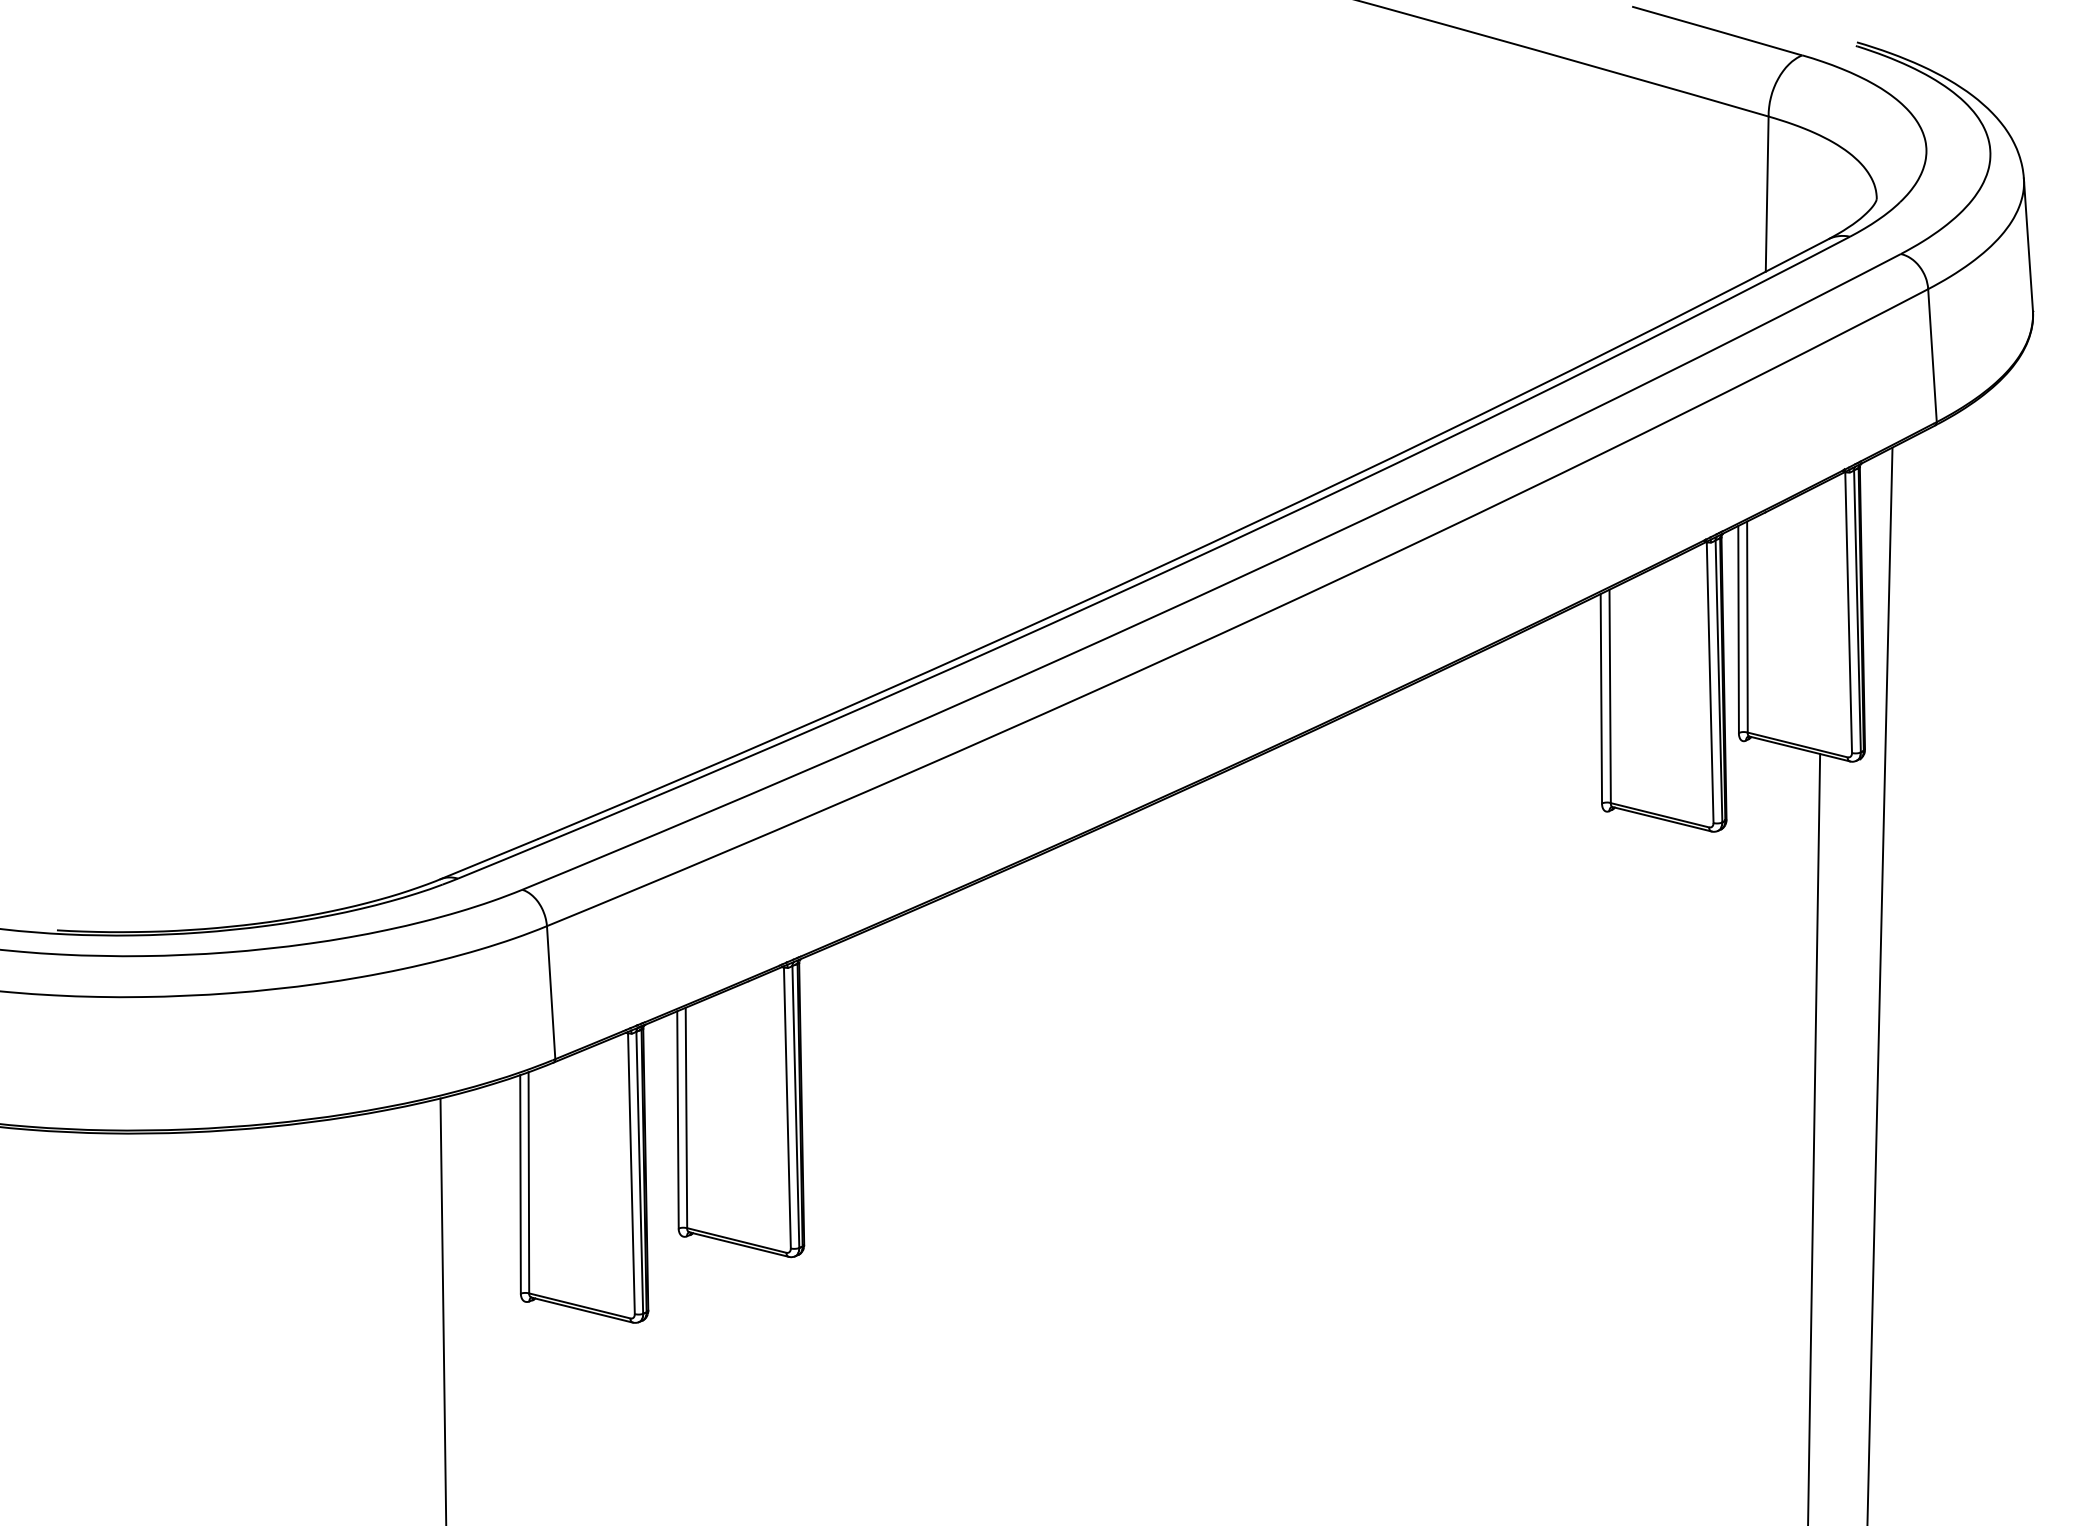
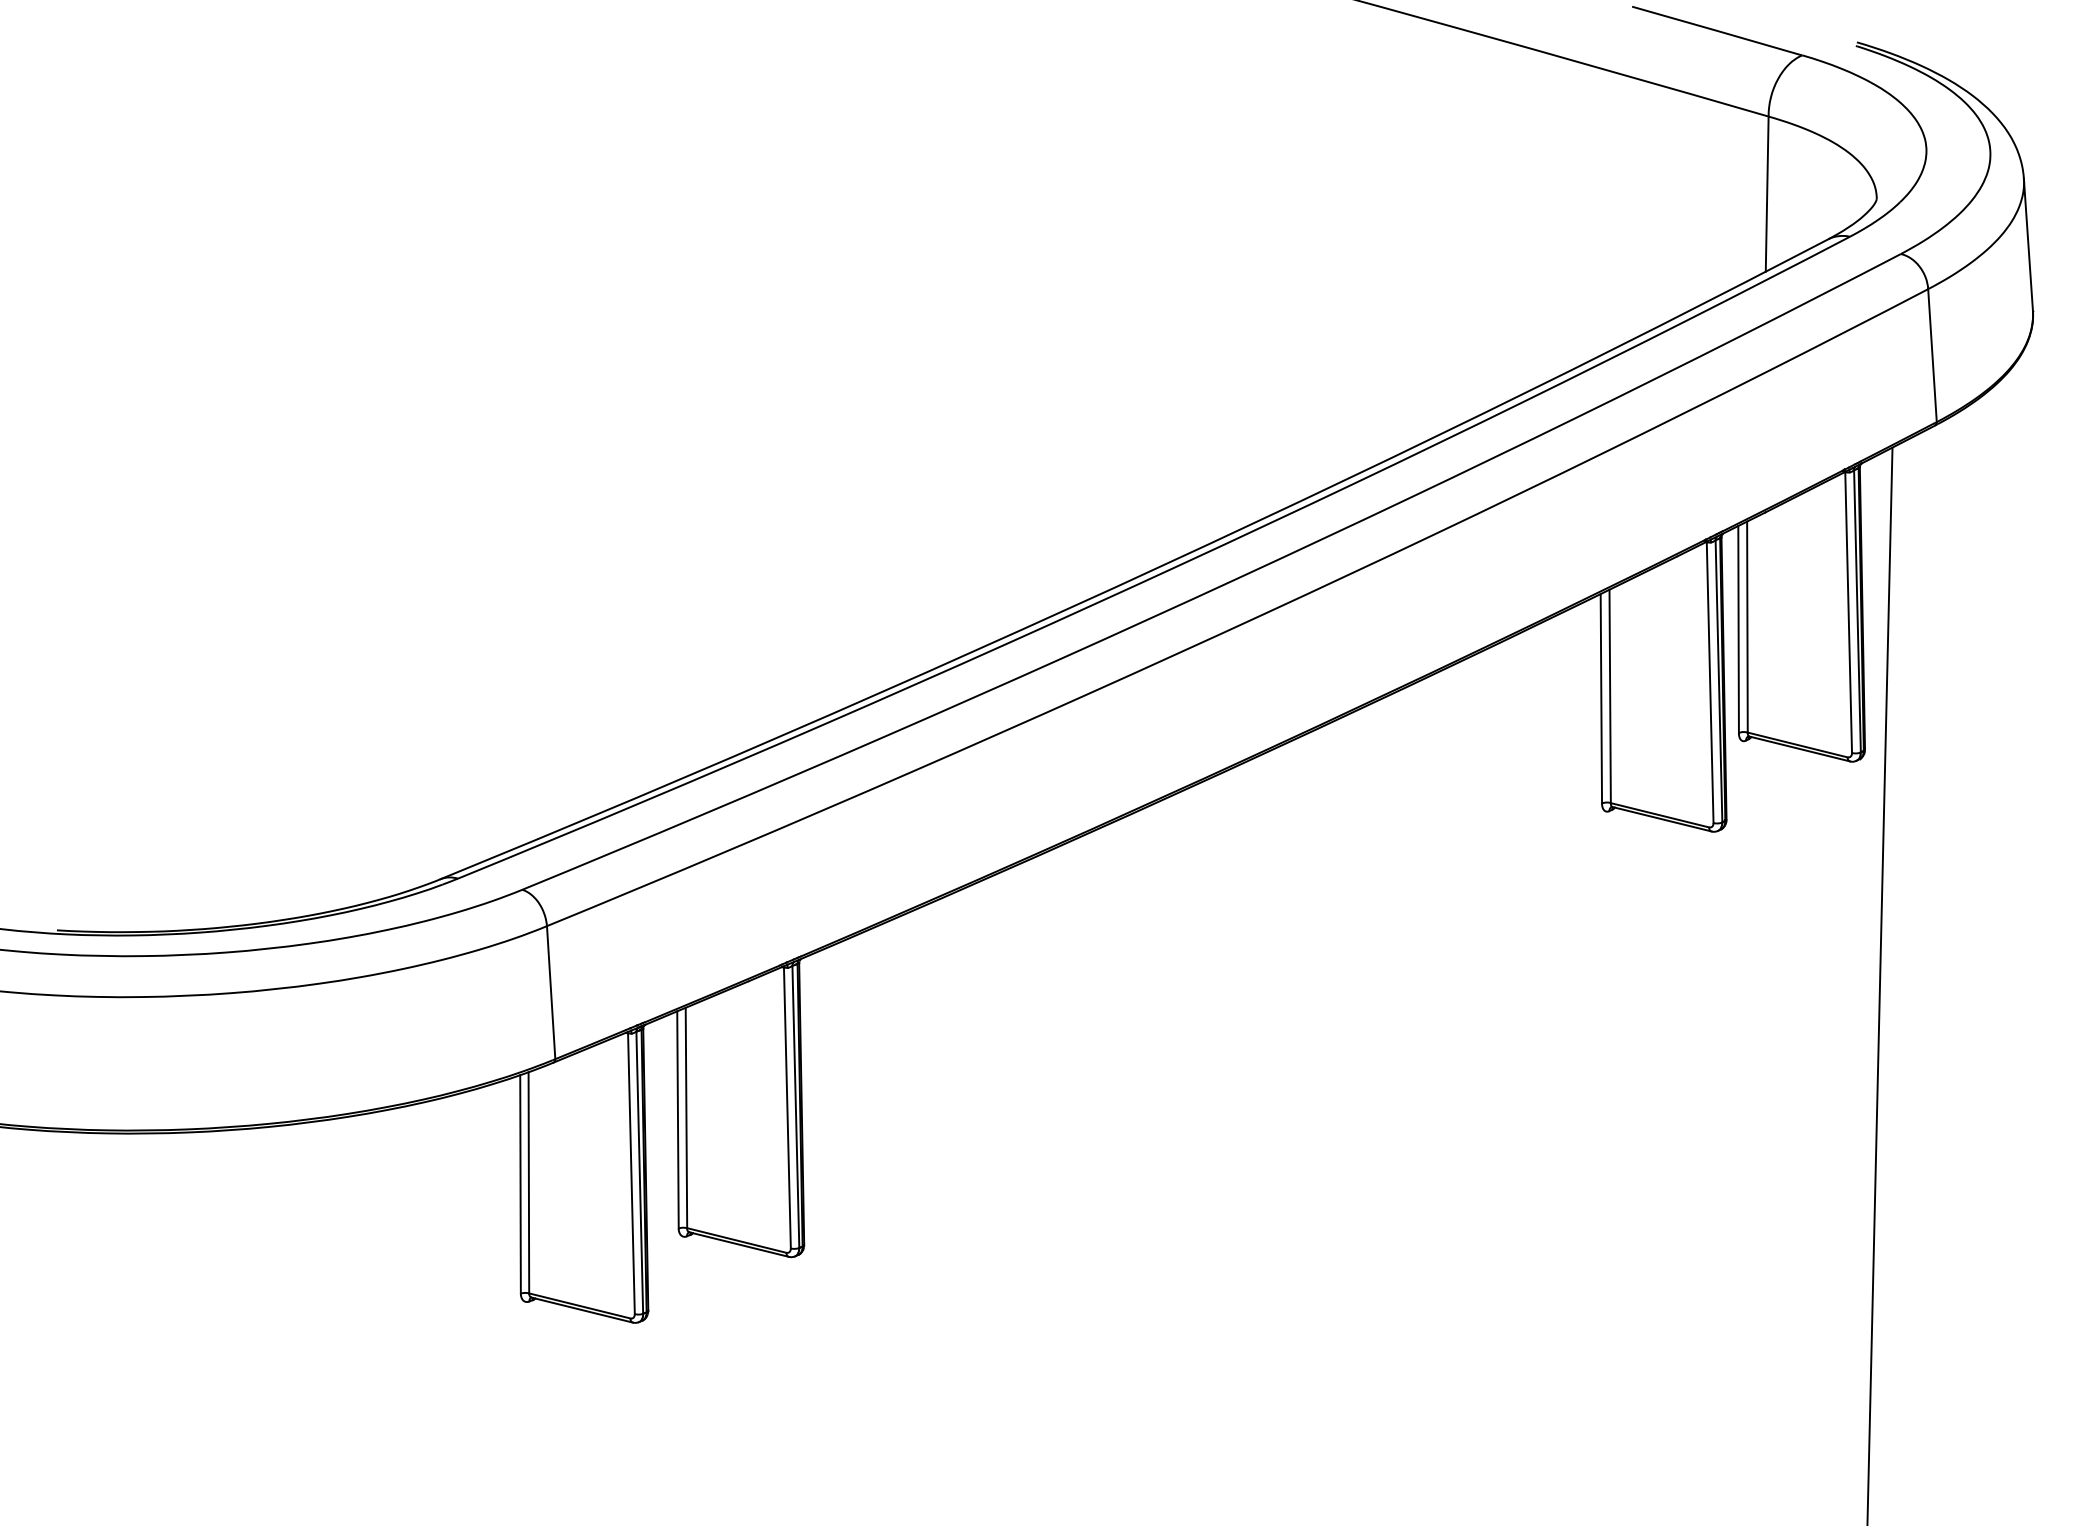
line: present -> none (1814, 1138)
line: present -> none (443, 1310)
